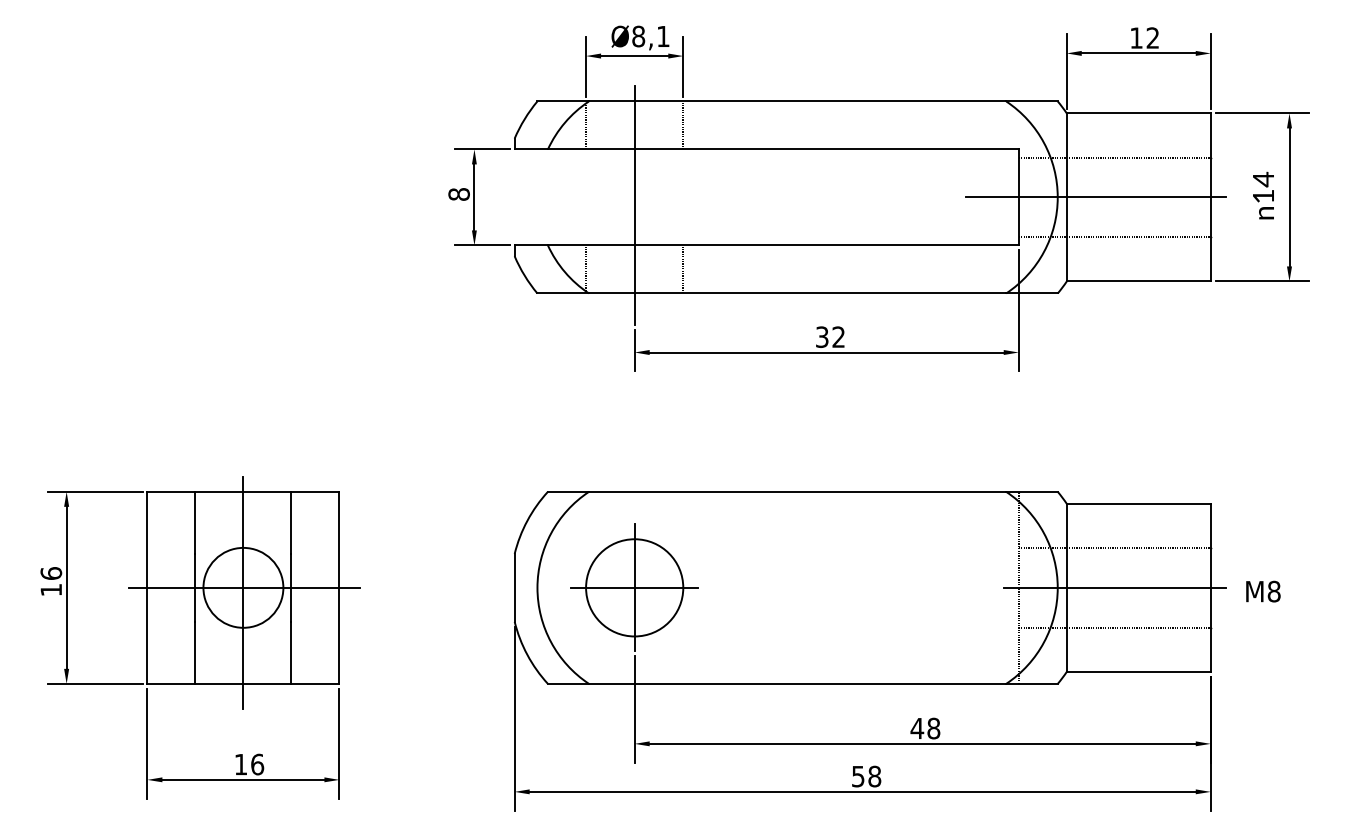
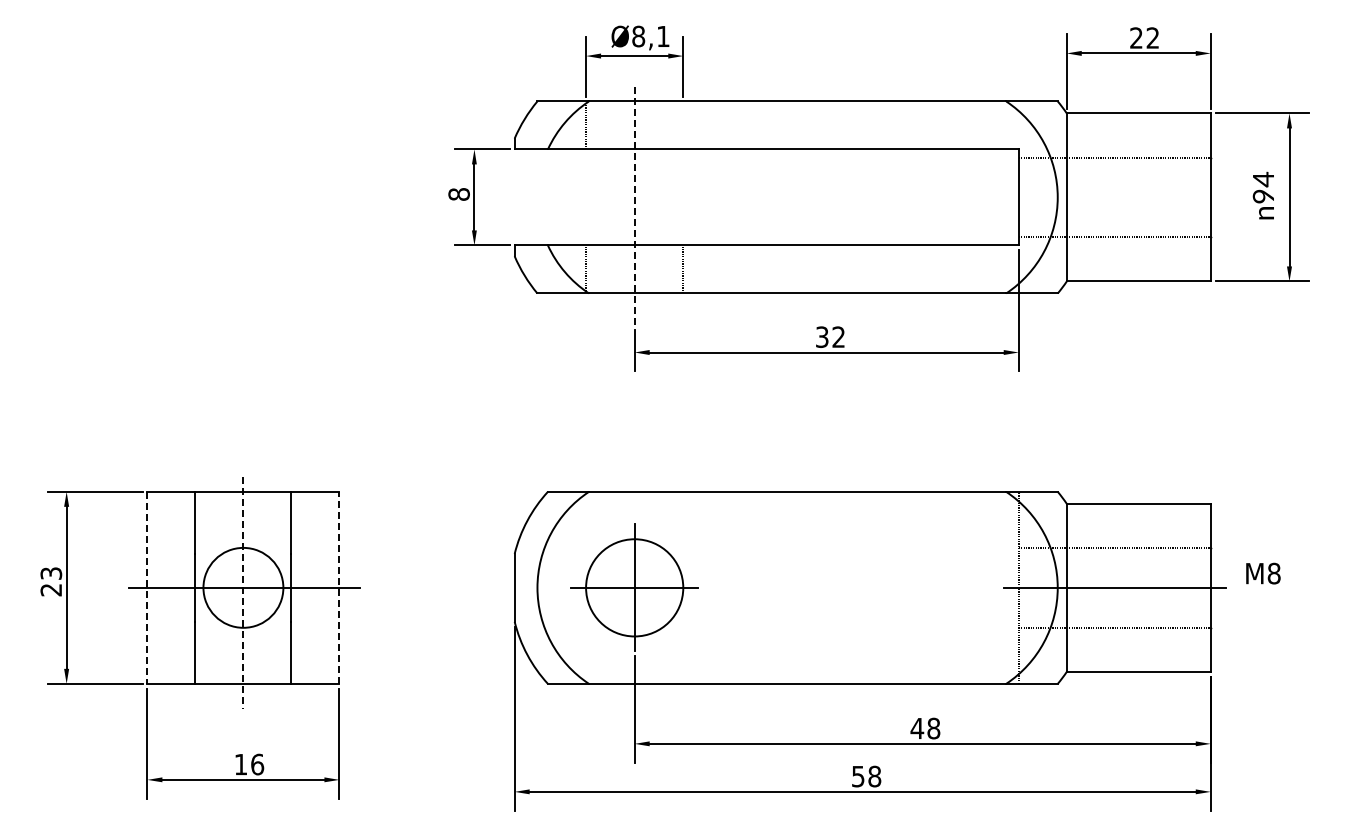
text: 12 -> 22 (1136, 37)
line: present -> none (683, 125)
text: 14 -> 94 (1262, 196)
line: present -> none (1095, 197)
line: solid -> dashed (634, 205)
text: 16 -> 23 (51, 581)
line: solid -> dashed (339, 587)
line: solid -> dashed (147, 588)
text position: (1263, 591) -> (1263, 573) (1263, 573)
line: solid -> dashed (243, 593)
